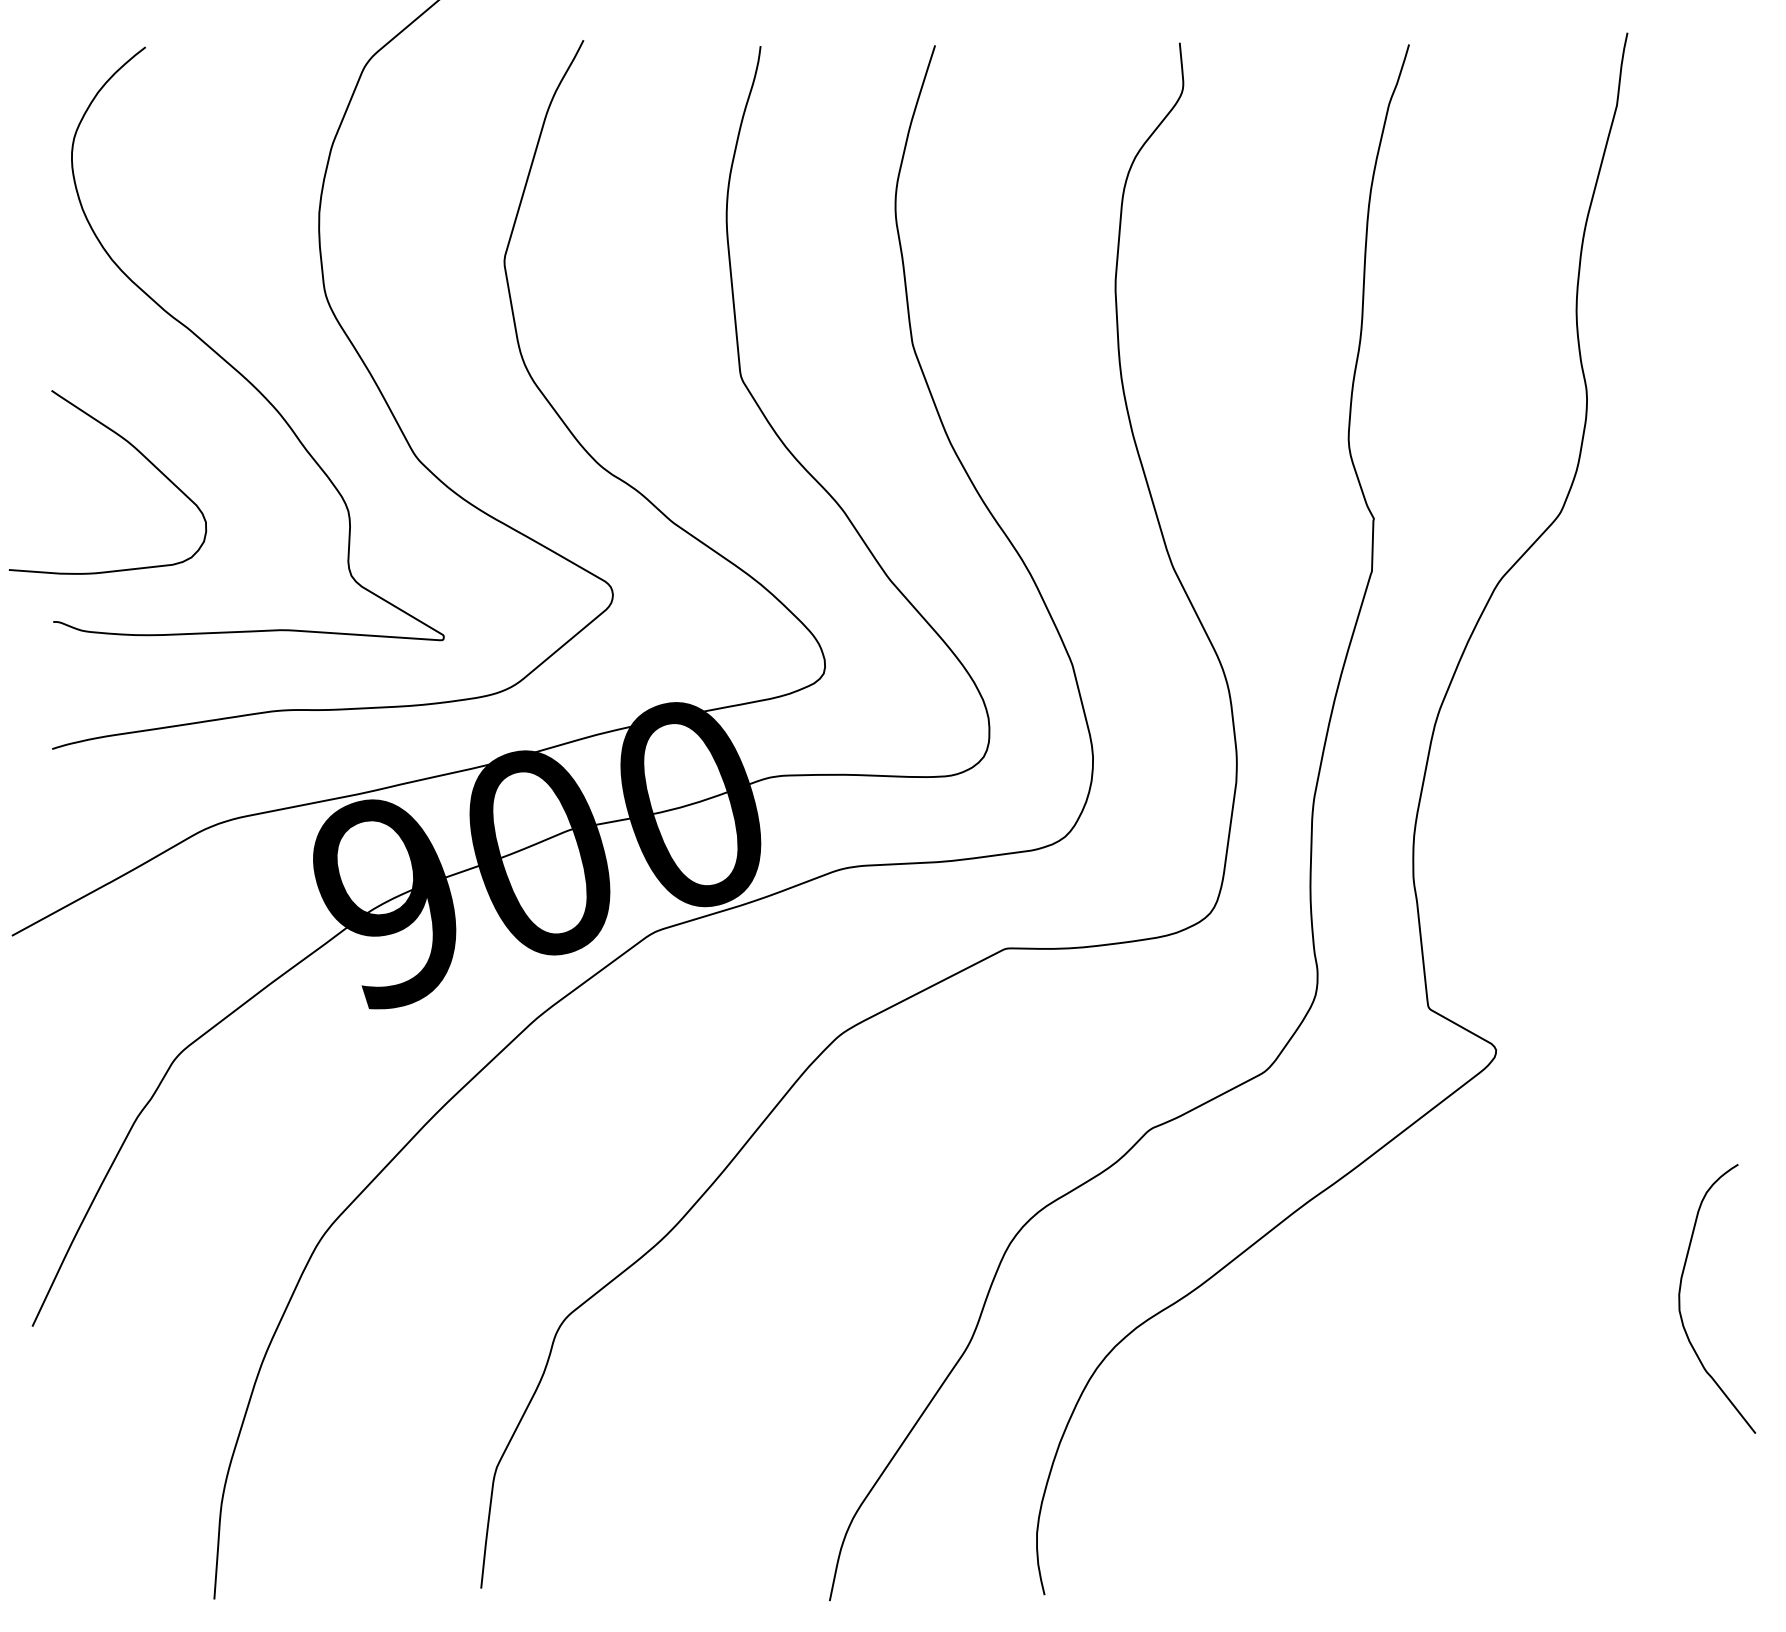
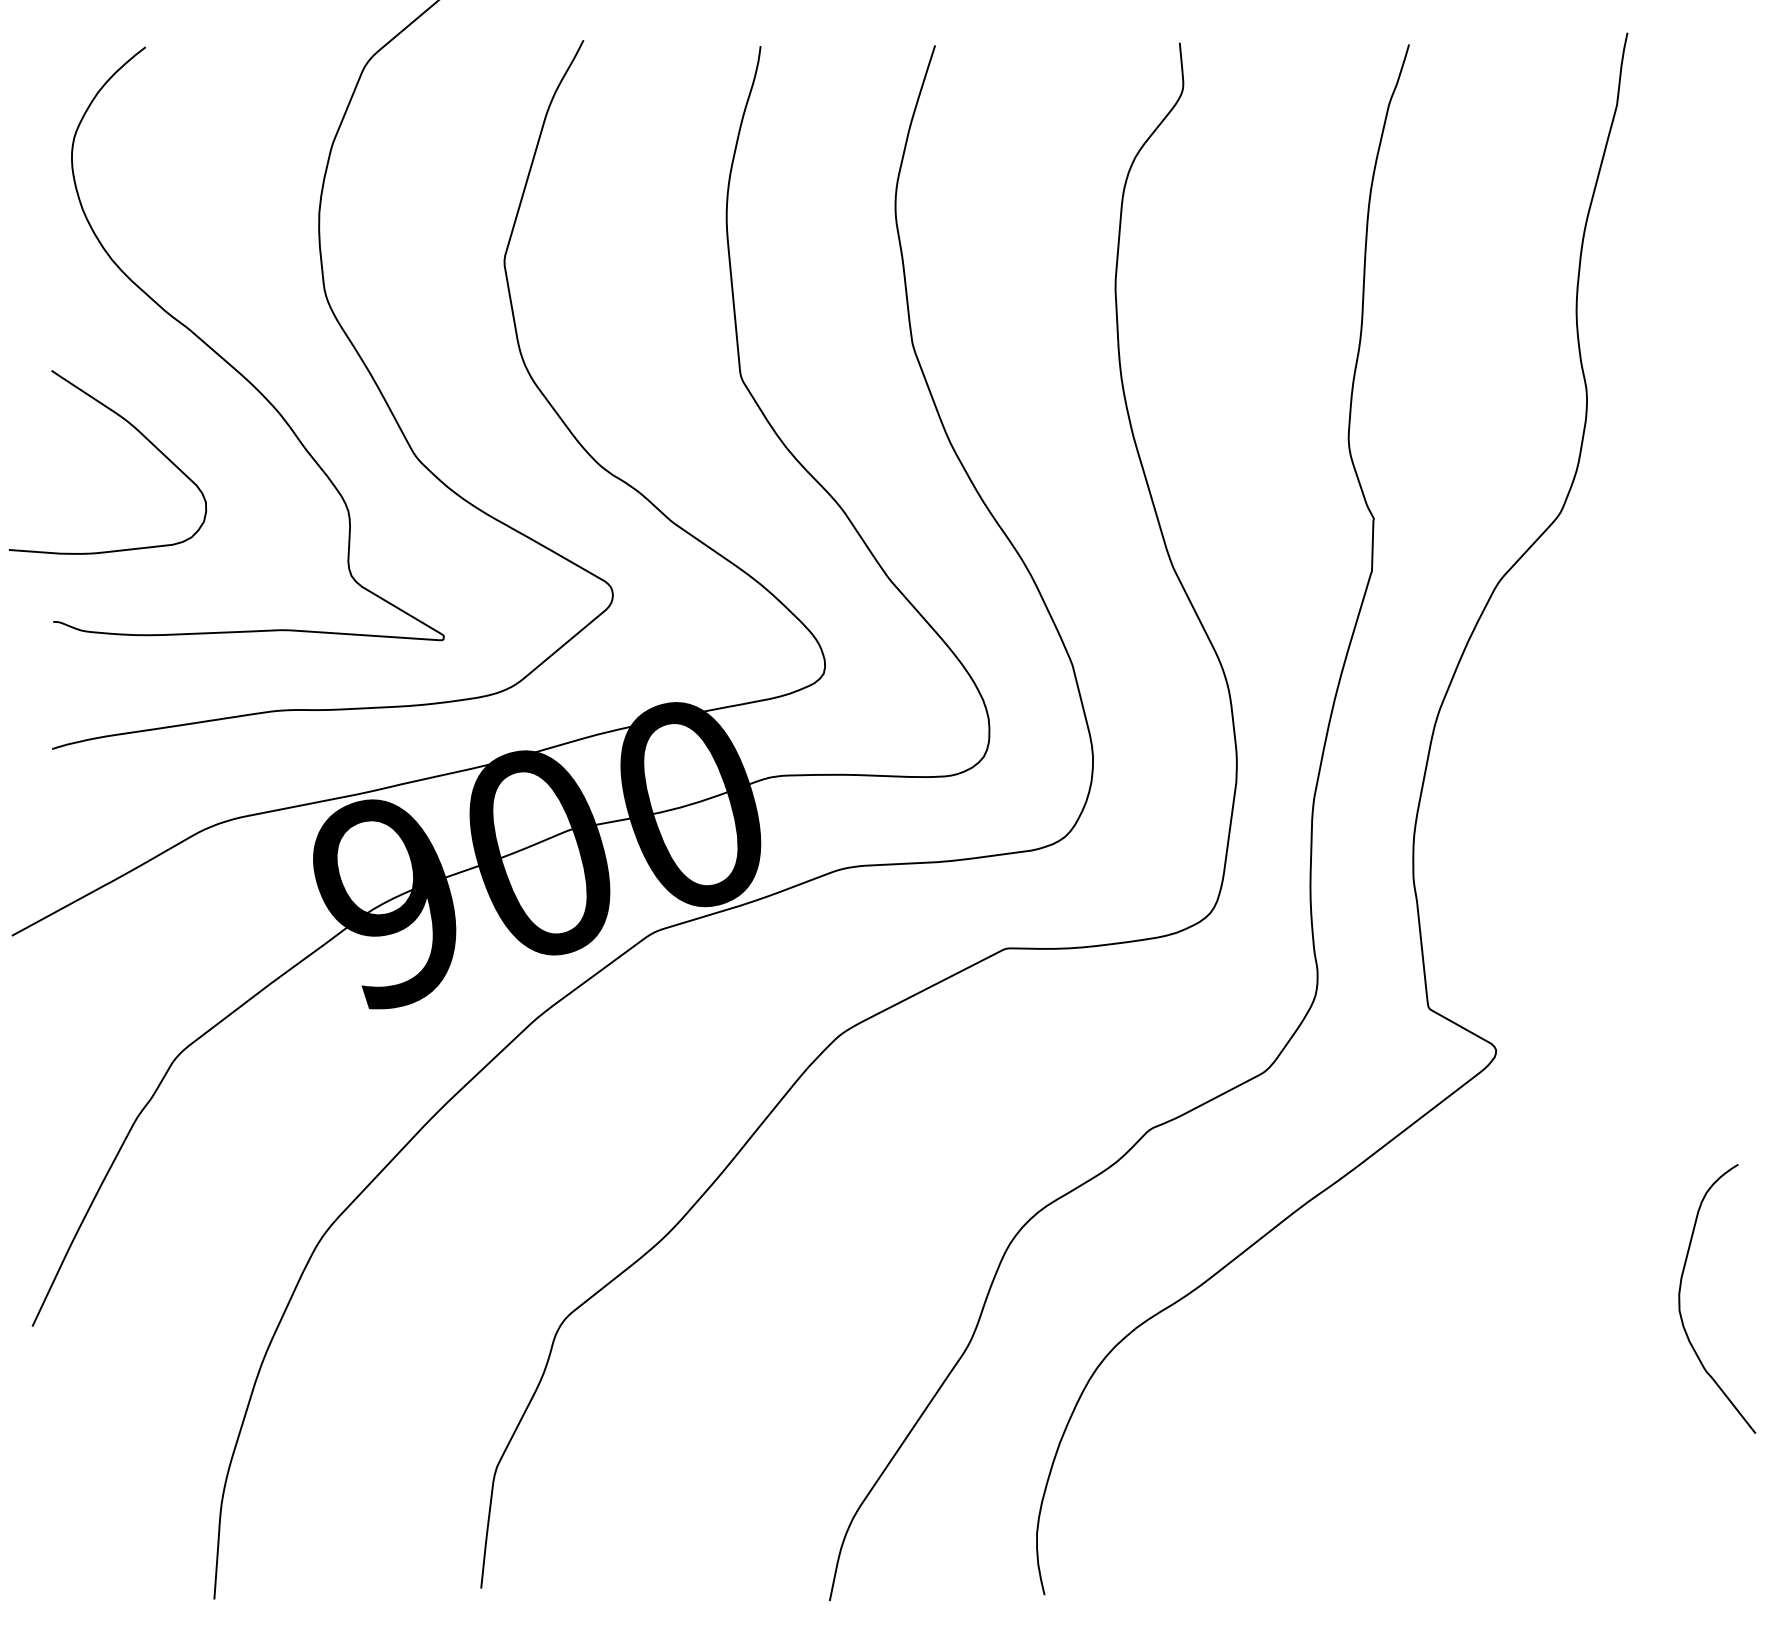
curve position: (137, 451) -> (137, 431) (137, 431)
